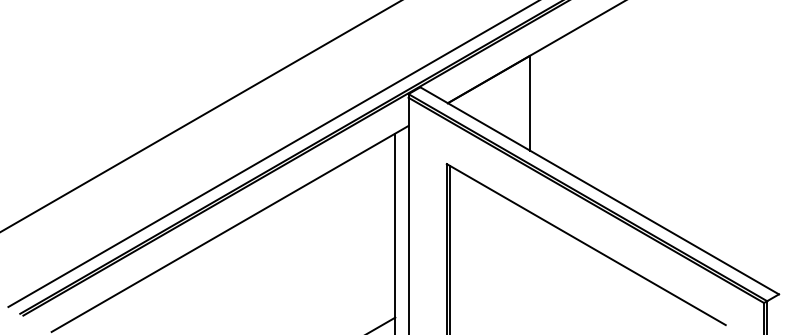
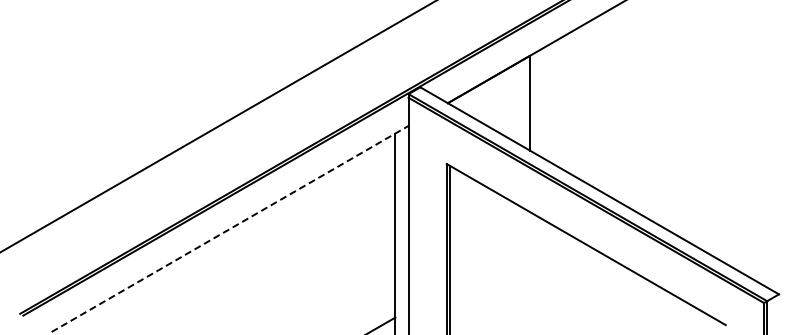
line position: (200, 116) -> (218, 126) (218, 126)
line: present -> none (271, 154)
line: solid -> dashed (230, 228)
